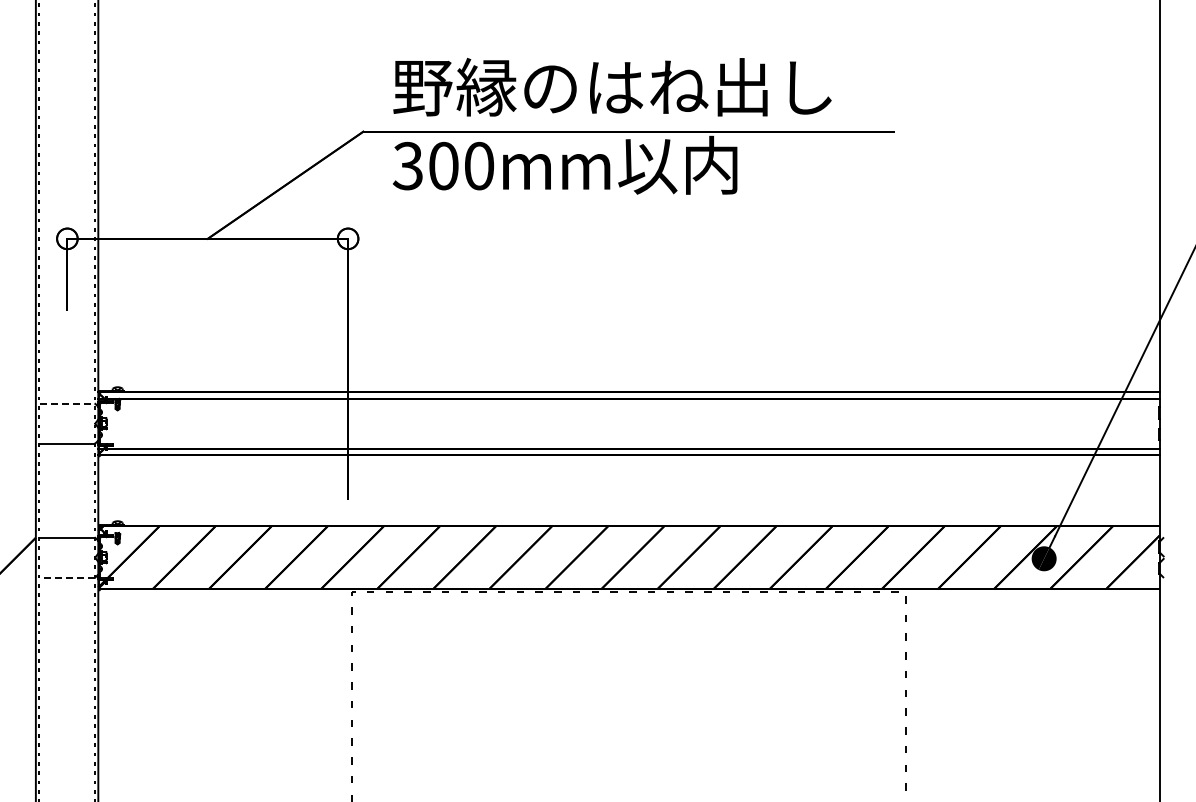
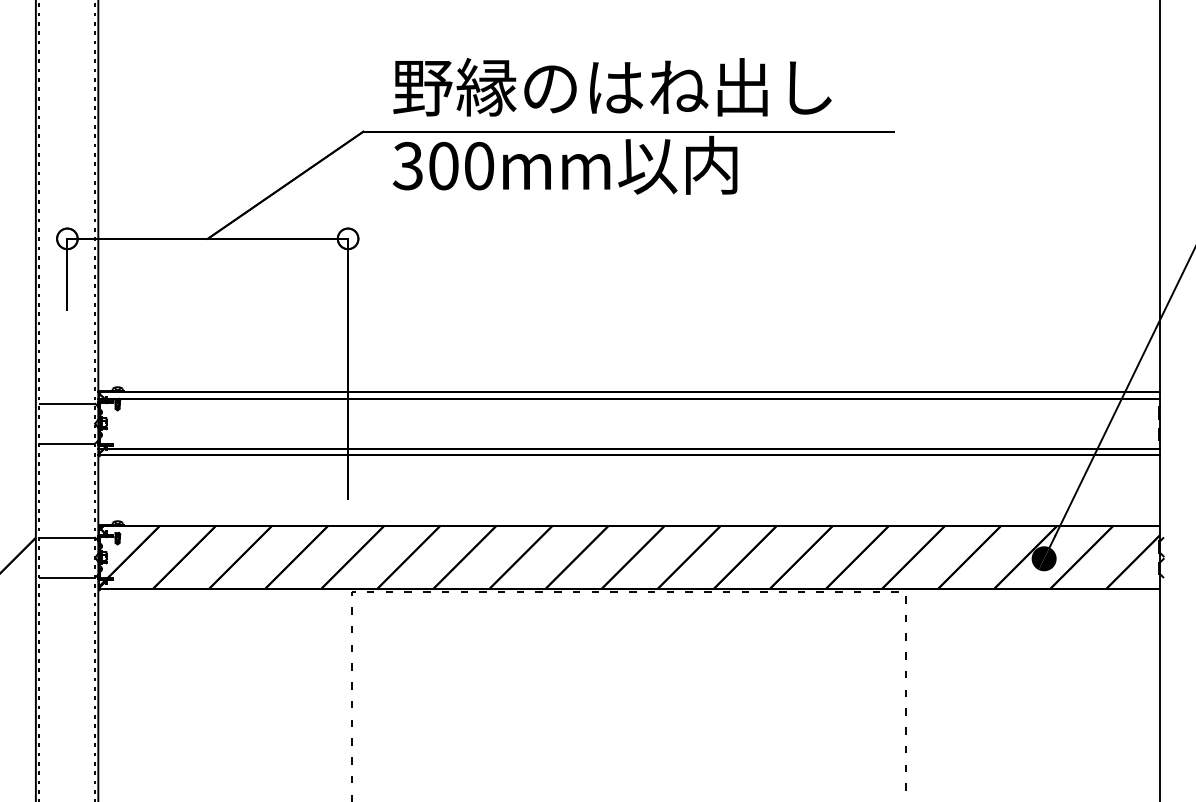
line: dashed -> solid (67, 403)
line: dashed -> solid (66, 577)
